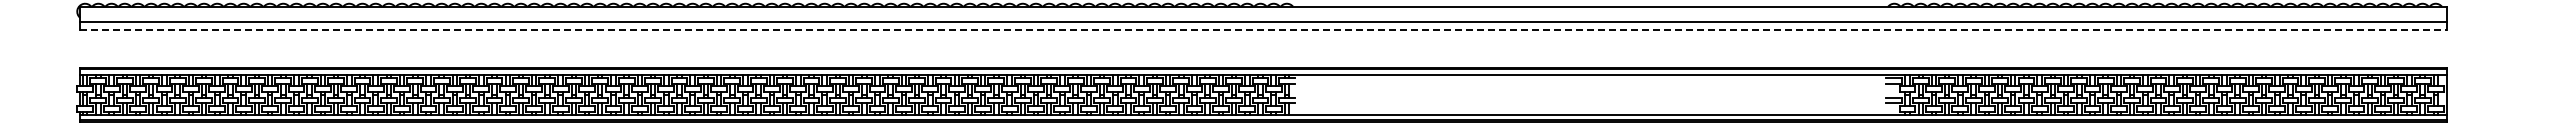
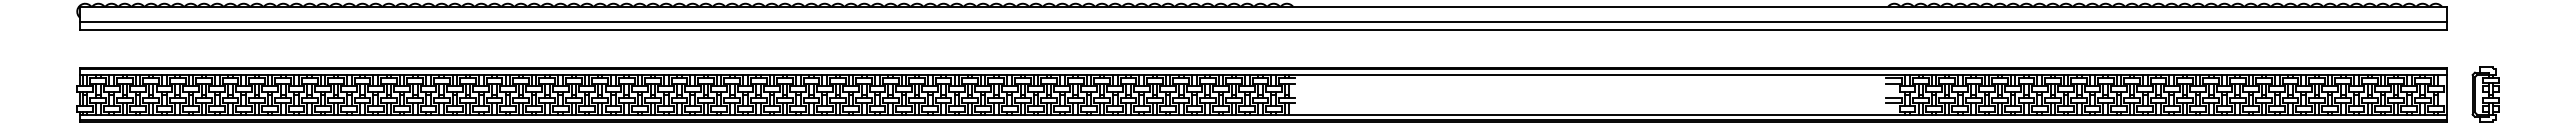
line: dashed -> solid (1263, 29)
part: none -> present (2485, 94)
